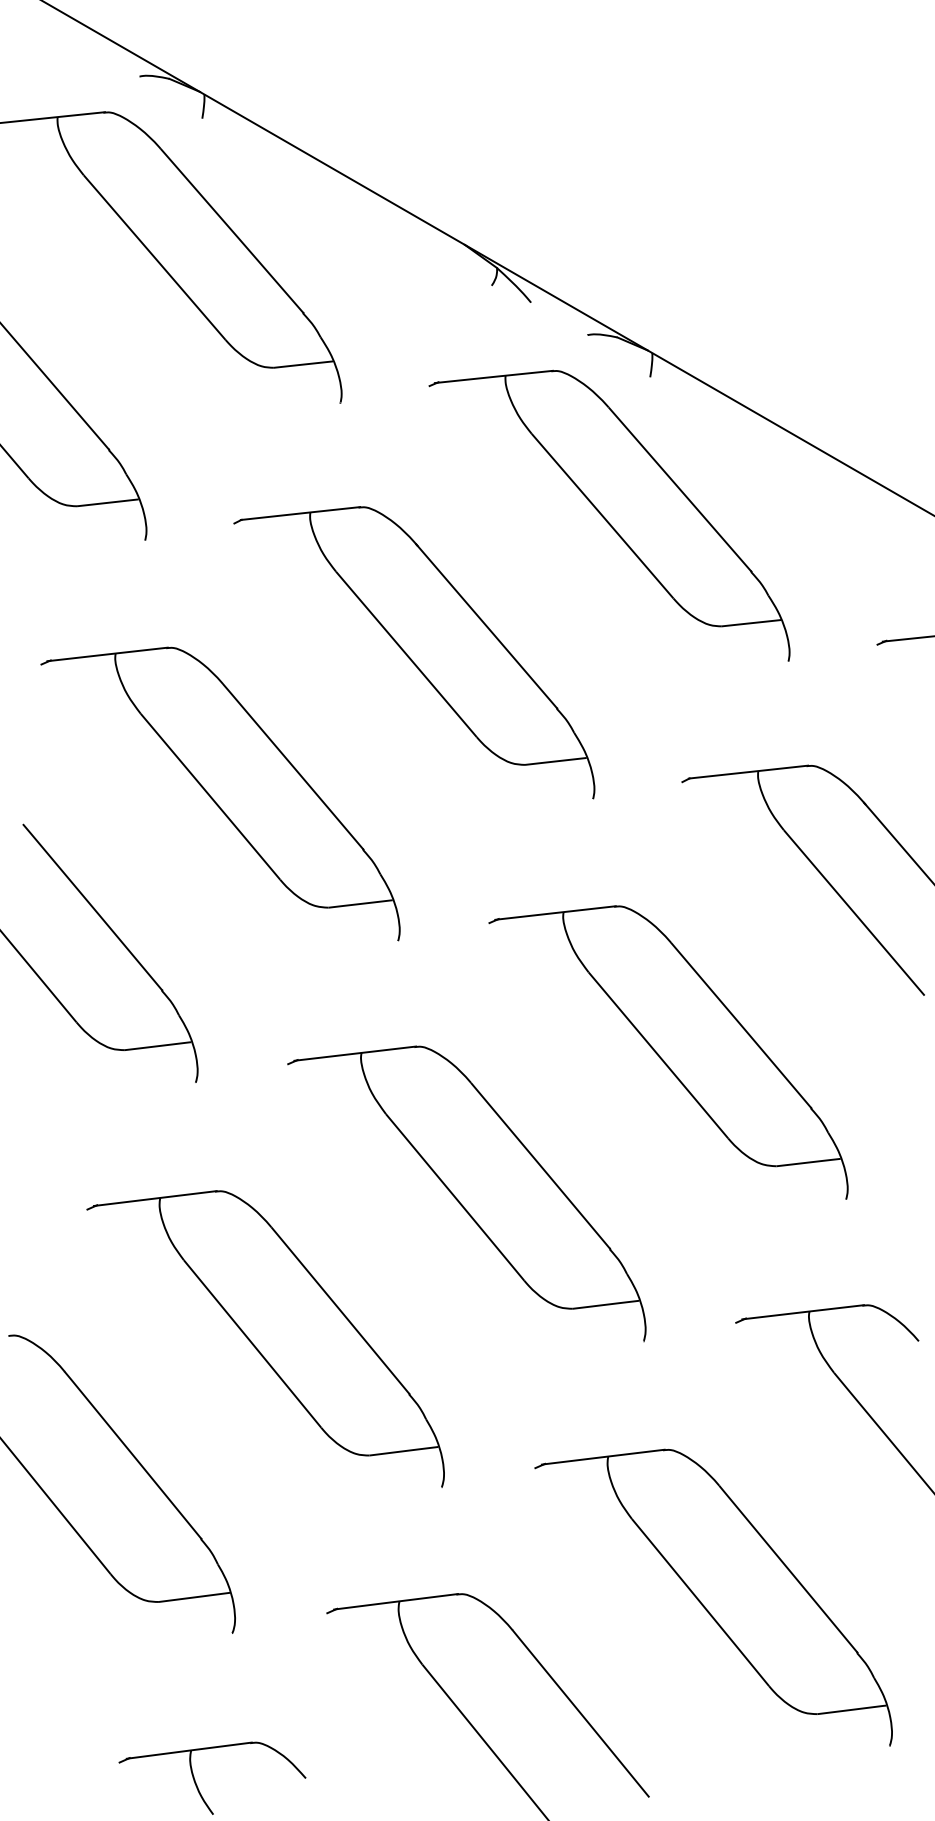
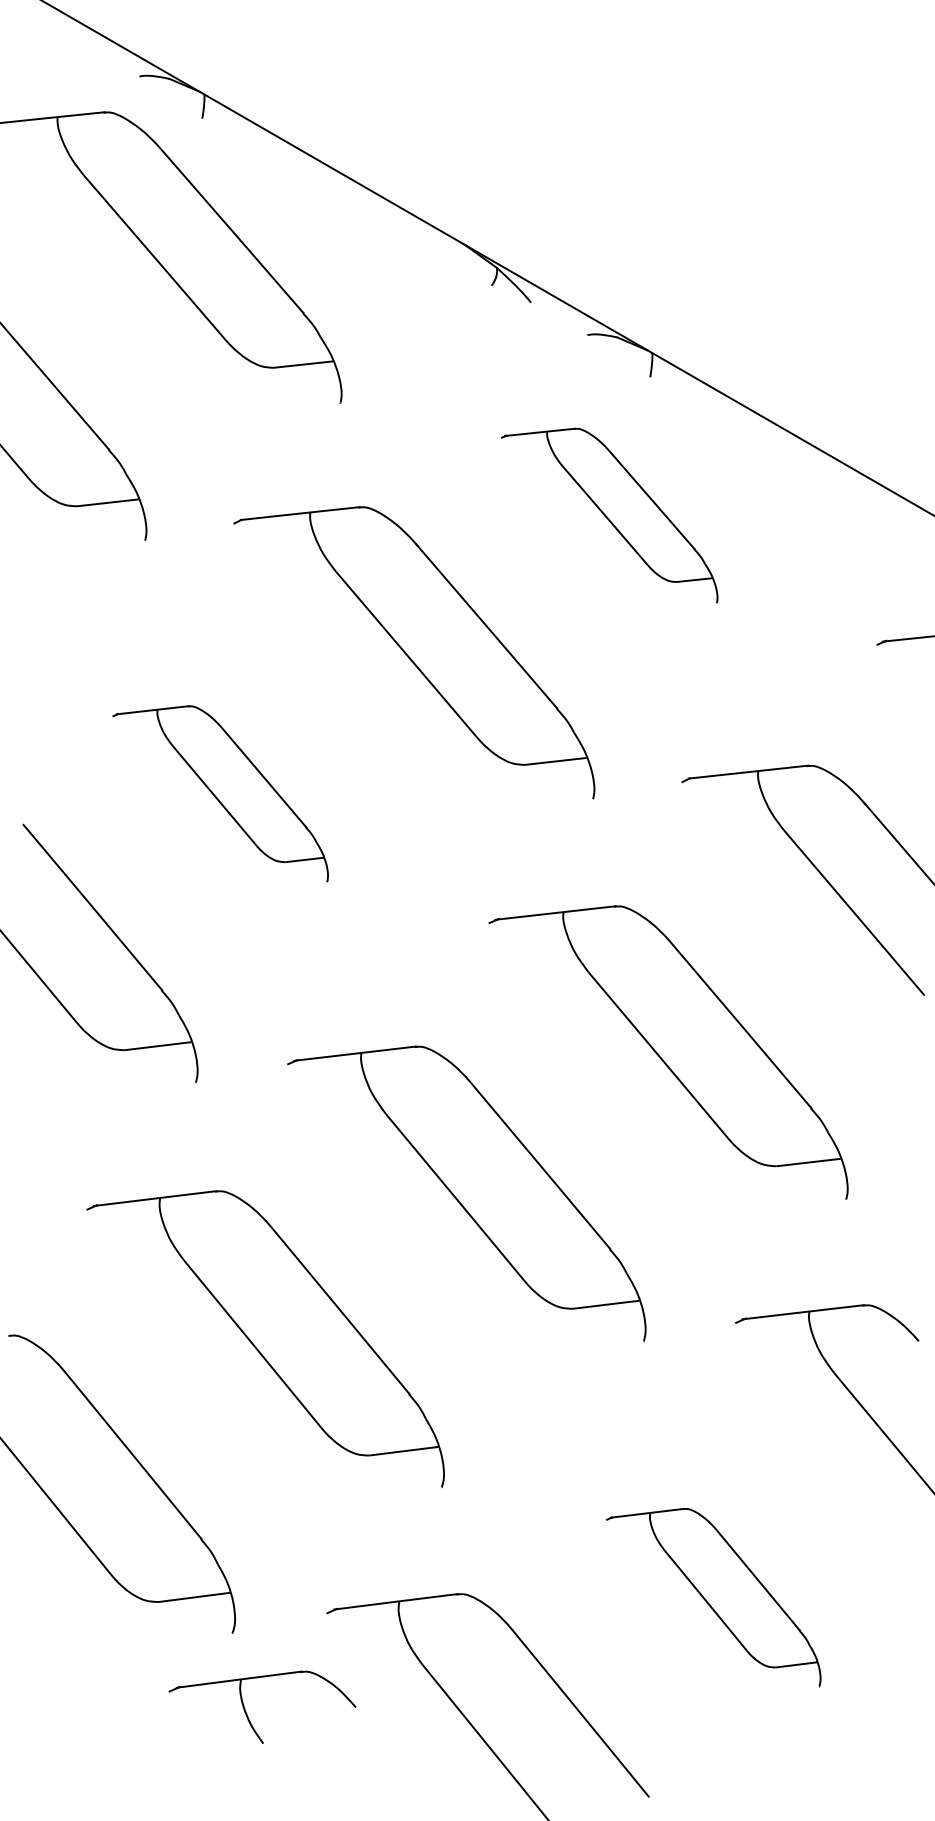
part size: 363x293 px -> 219x177 px (609, 515)
part size: 361x296 px -> 217x178 px (220, 793)
part size: 359x299 px -> 216x180 px (713, 1597)
part position: (196, 1782) -> (246, 1711) (246, 1711)
